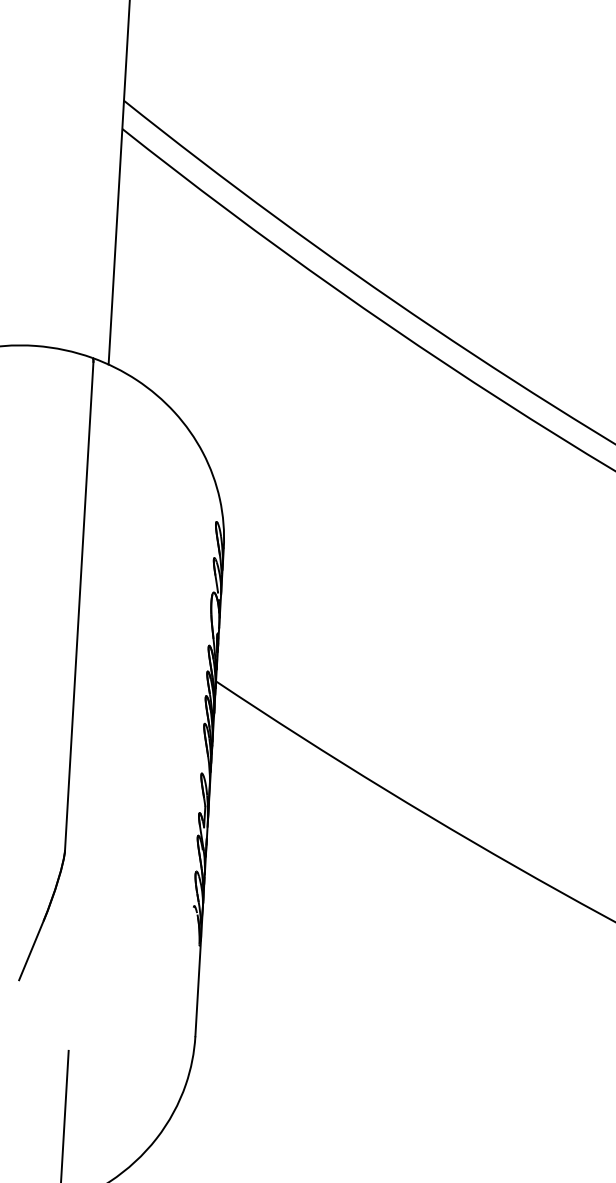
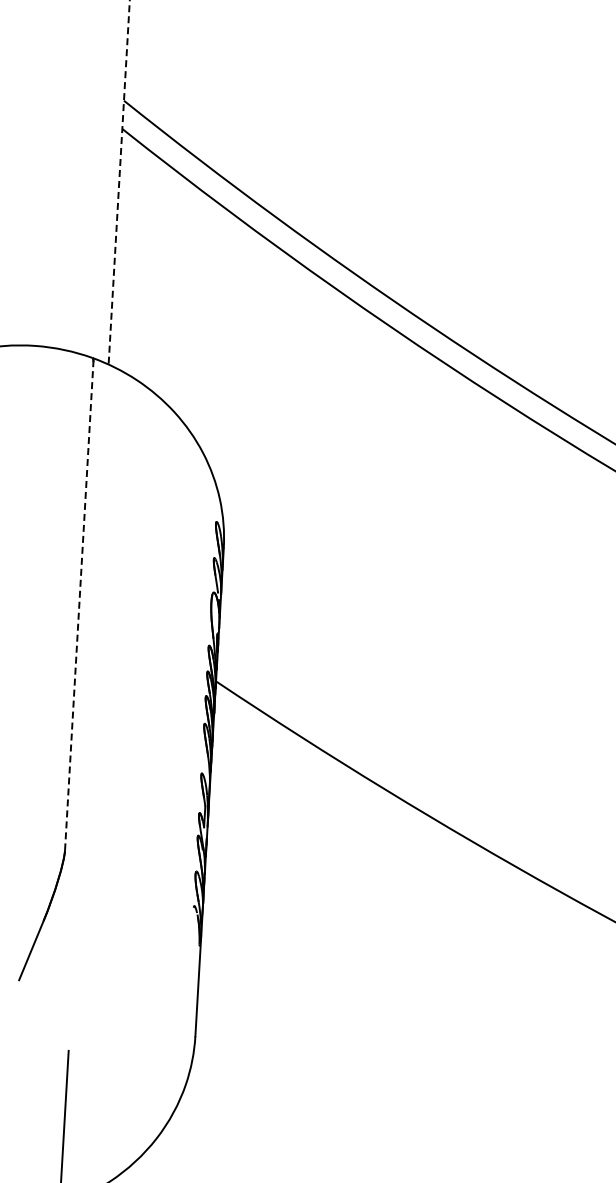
line: solid -> dashed (119, 182)
line: solid -> dashed (79, 605)
